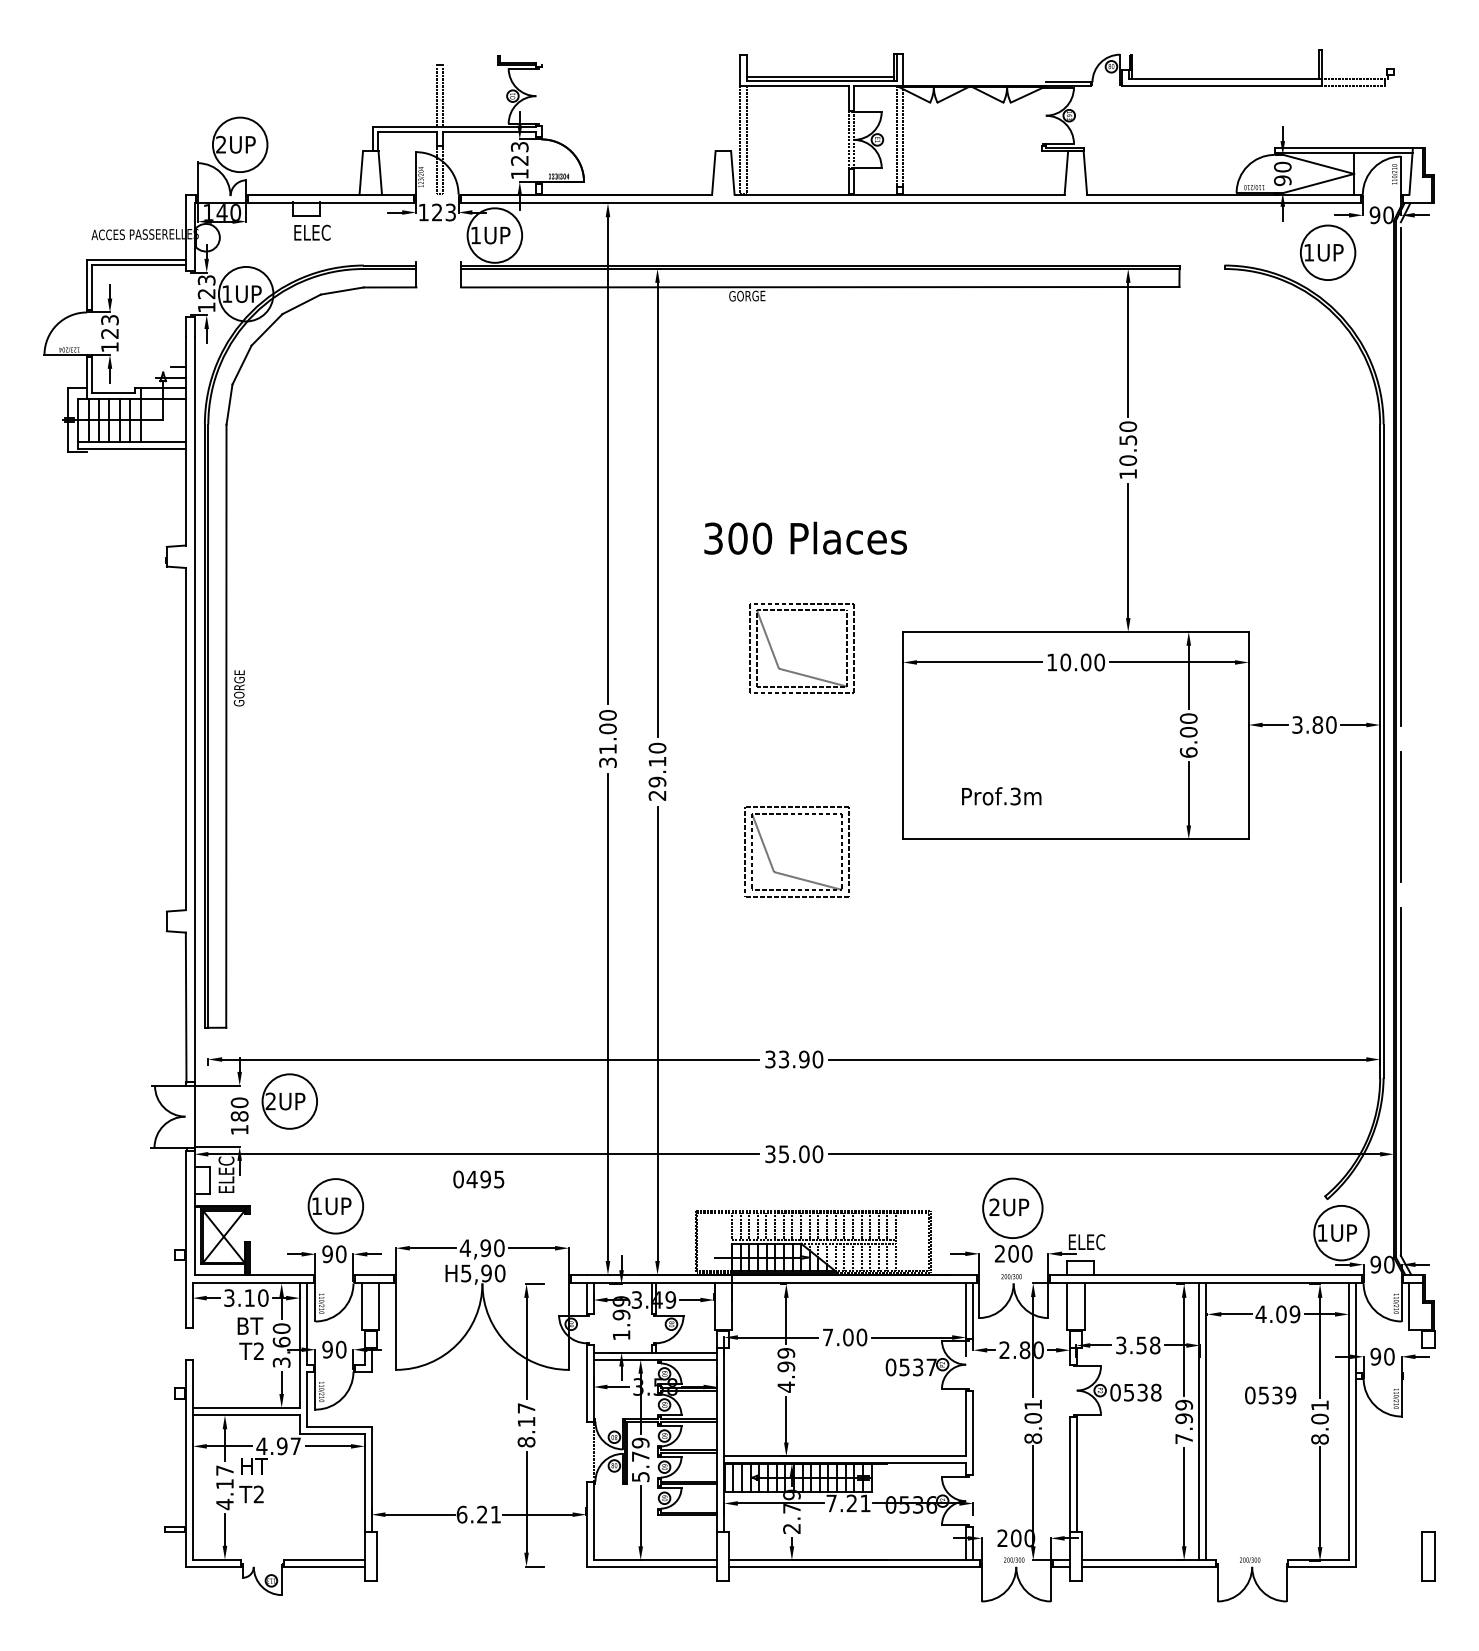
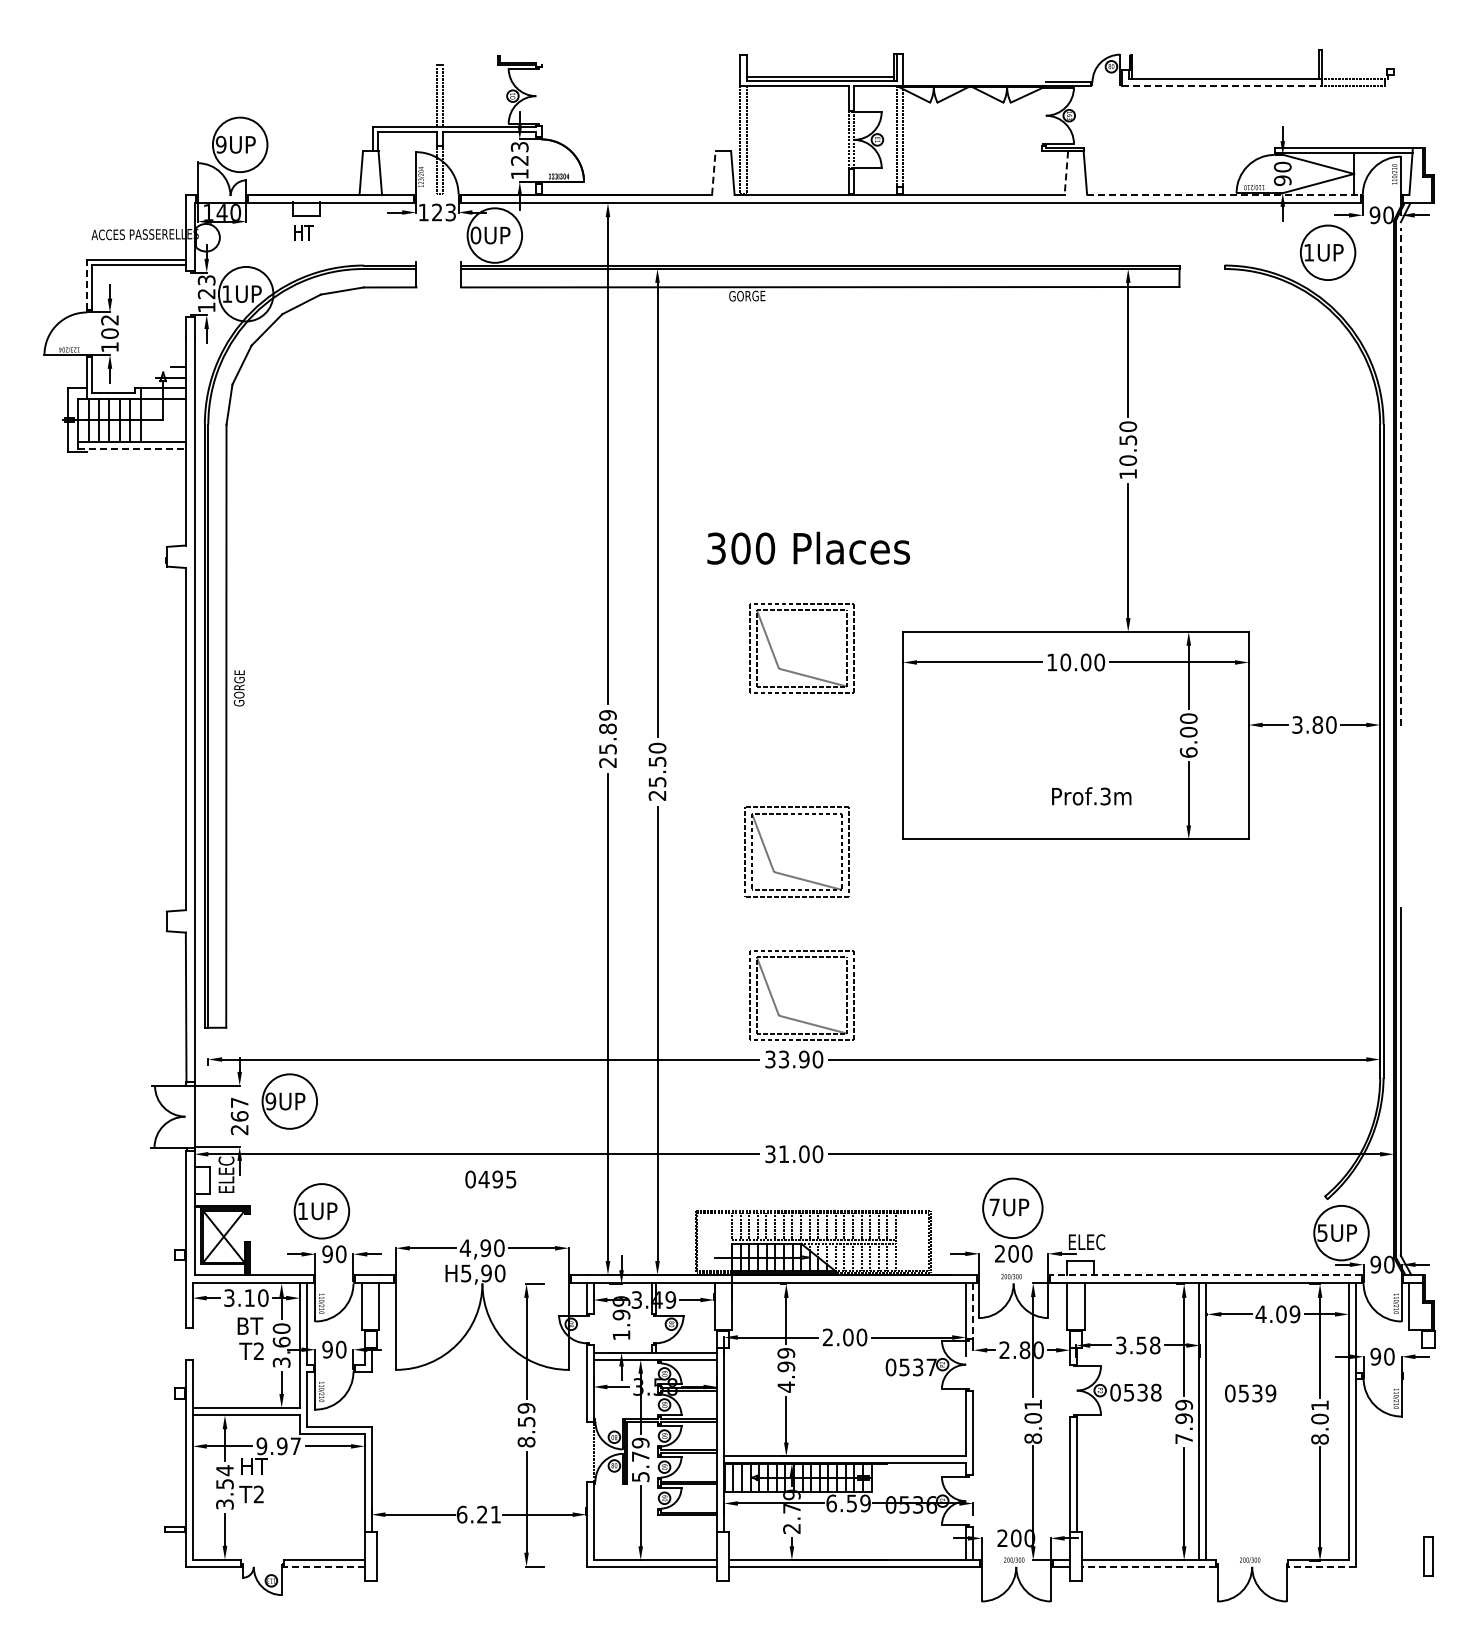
line: solid -> dashed (1222, 85)
text: 2UP -> 9UP (220, 144)
line: solid -> dashed (713, 173)
line: solid -> dashed (1066, 173)
line: solid -> dashed (1224, 194)
text: ELEC -> HT (312, 232)
text: 1UP -> 0UP (475, 235)
line: solid -> dashed (87, 284)
text: 123 -> 102 (109, 326)
line: solid -> dashed (132, 448)
line: solid -> dashed (1400, 477)
text position: (805, 537) -> (808, 547) (808, 547)
text: 31.00 -> 25.89 (607, 738)
text: 29.10 -> 25.50 (657, 771)
text position: (1001, 796) -> (1091, 796) (1091, 796)
line: present -> none (1400, 816)
part: none -> present (794, 1018)
text: 2UP -> 9UP (270, 1101)
text: 180 -> 267 (239, 1116)
text: 35.00 -> 31.00 (783, 1154)
text position: (478, 1179) -> (490, 1179) (490, 1179)
part position: (335, 1206) -> (321, 1211) (321, 1211)
text: 2UP -> 7UP (994, 1206)
text: 1UP -> 5UP (1322, 1232)
line: solid -> dashed (1205, 1274)
line: solid -> dashed (973, 1311)
text: 7.00 -> 2.00 (827, 1337)
text position: (1270, 1395) -> (1250, 1393) (1250, 1393)
text: 8.17 -> 8.59 (526, 1414)
text: 4.97 -> 9.97 (261, 1446)
text: 4.17 -> 3.54 (224, 1487)
text: 7.21 -> 6.59 (848, 1503)
part size: 15x51 px -> 11x41 px (1428, 1556)
line: solid -> dashed (324, 1566)
line: solid -> dashed (1148, 1566)
line: solid -> dashed (1322, 1566)
